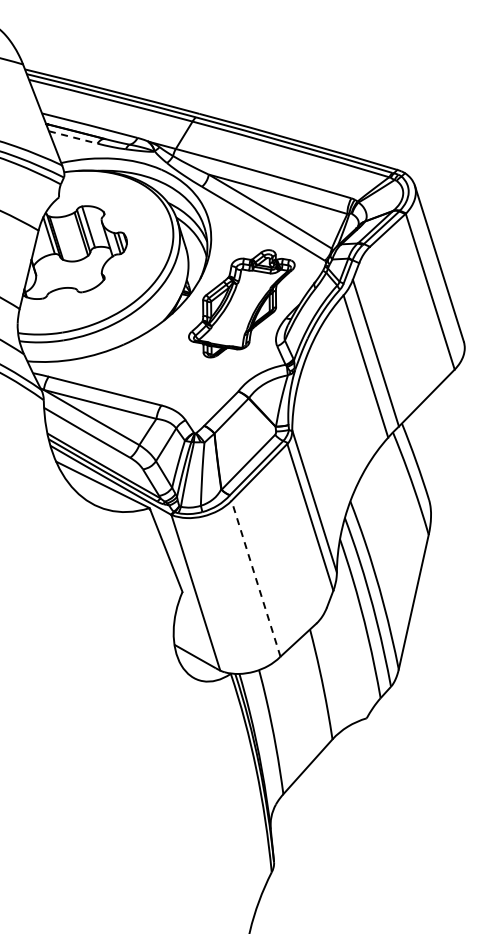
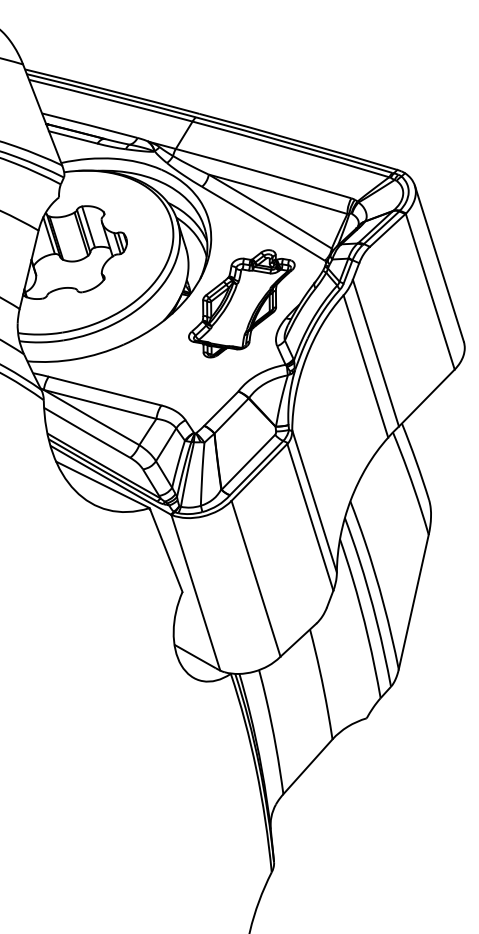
line: dashed -> solid (73, 137)
line: dashed -> solid (256, 578)
